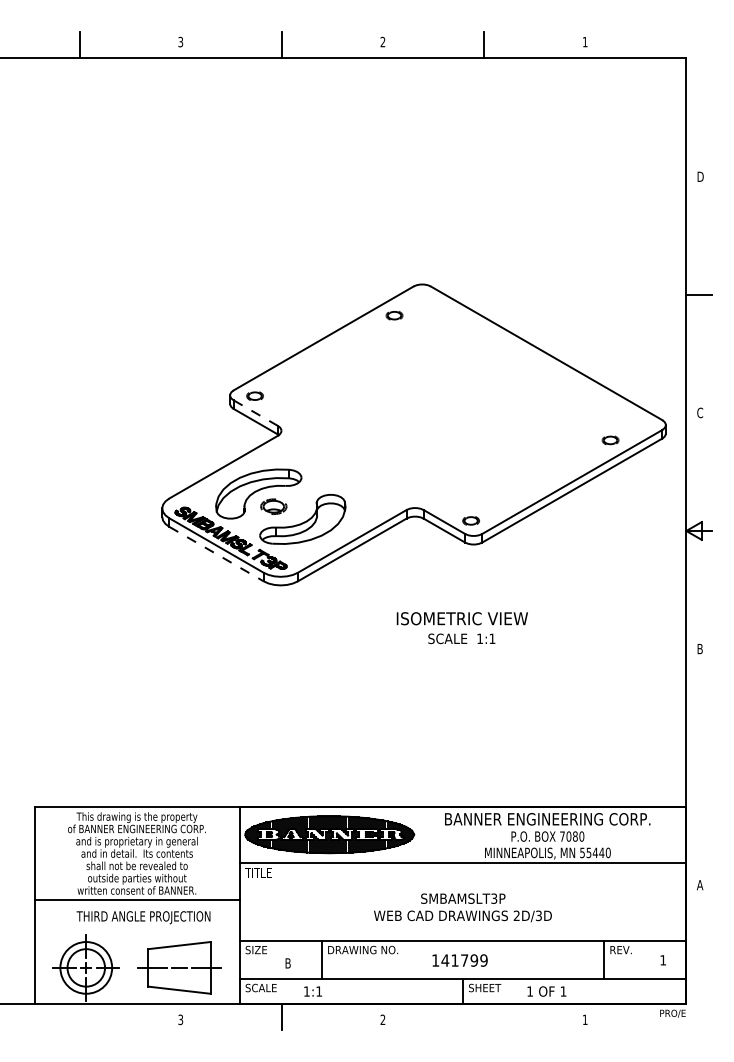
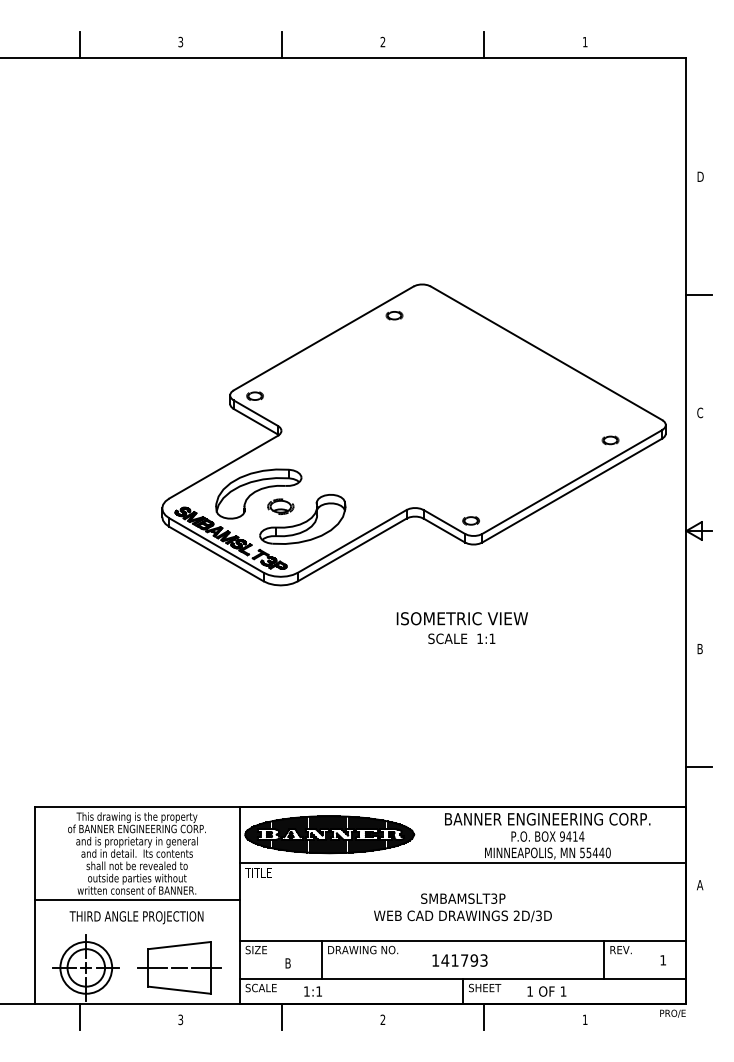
line: dashed -> solid (255, 413)
part position: (273, 506) -> (280, 506) (280, 506)
line: dashed -> solid (216, 554)
line: none -> present (699, 767)
text: 7080 -> 9414 (572, 836)
text position: (143, 917) -> (136, 917) (136, 917)
text: 141799 -> 141793 (483, 960)
line: none -> present (79, 1017)
line: none -> present (484, 1017)
